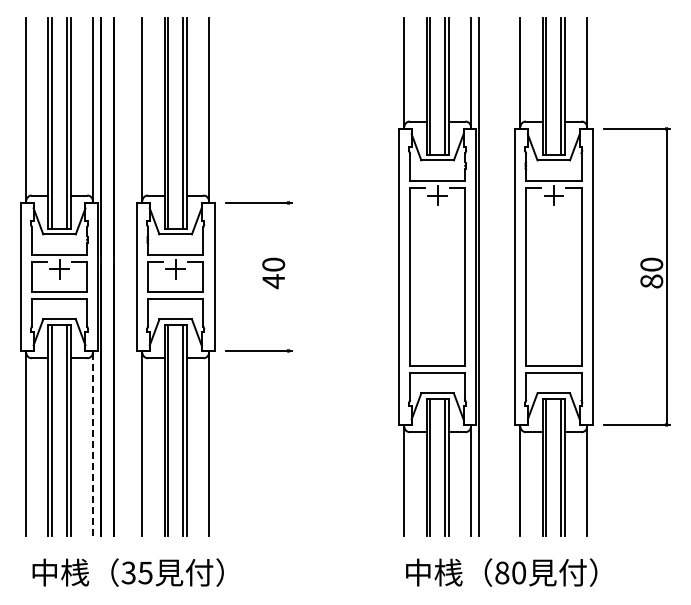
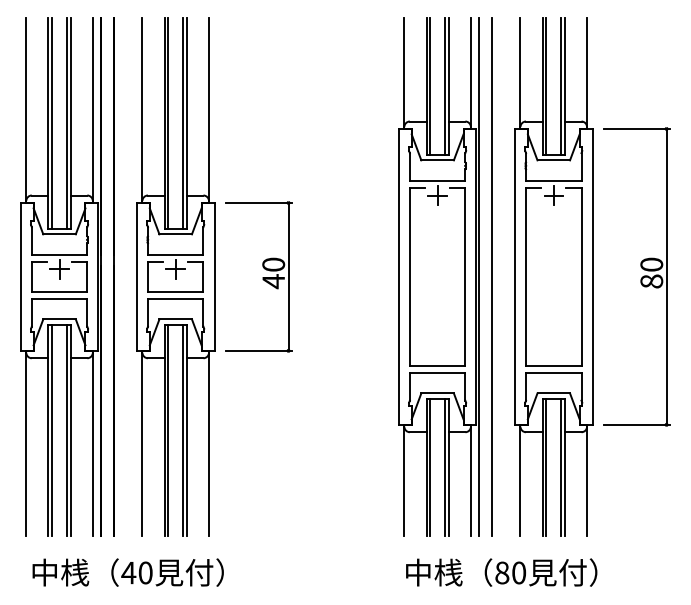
line: none -> present (288, 276)
line: none -> present (492, 276)
line: dashed -> solid (92, 444)
text: 35 -> 40 (136, 572)
